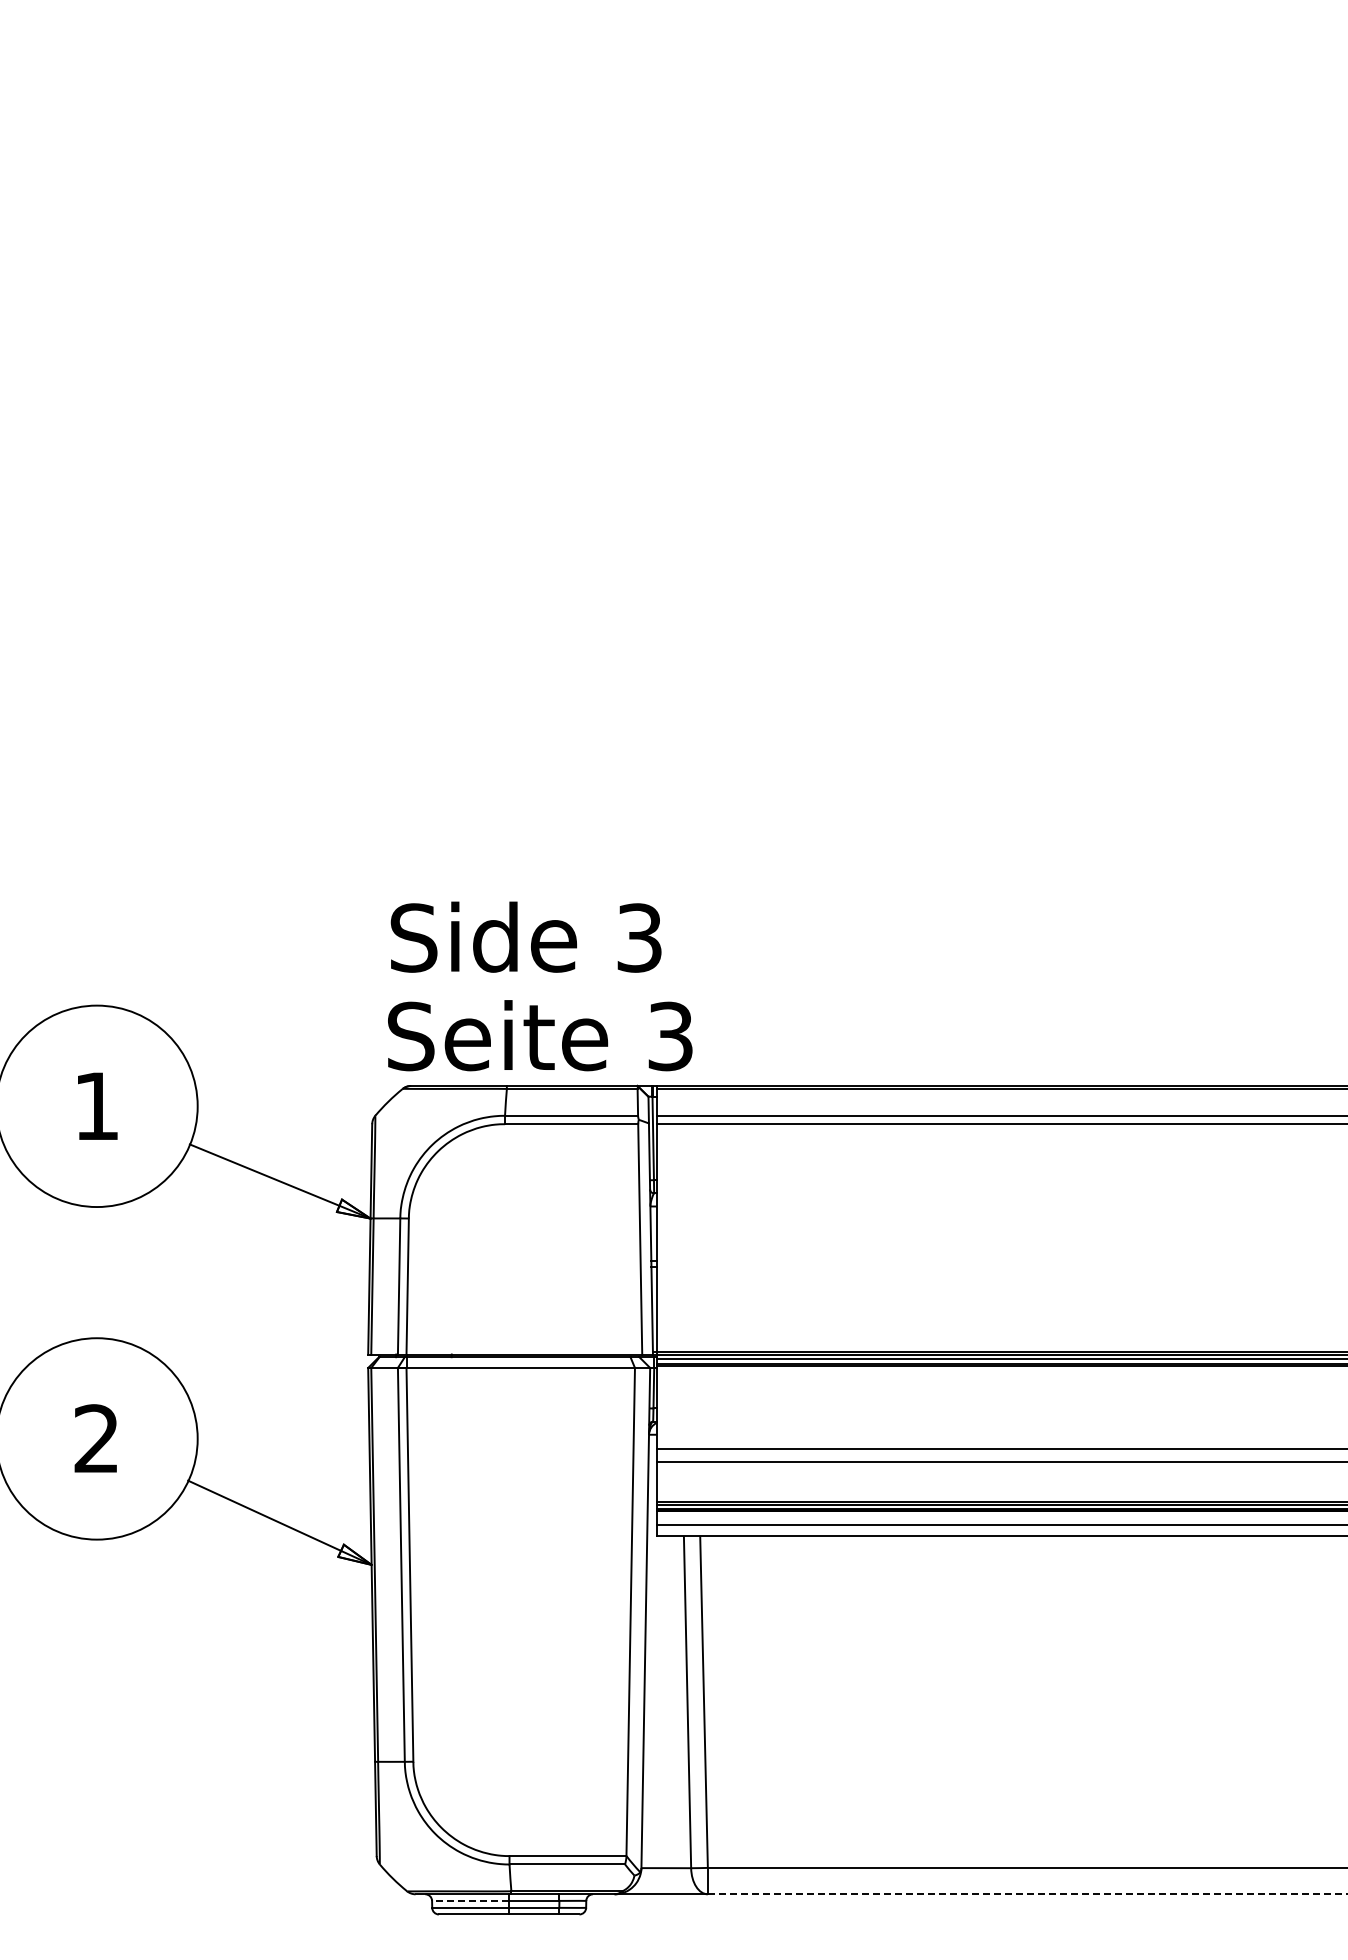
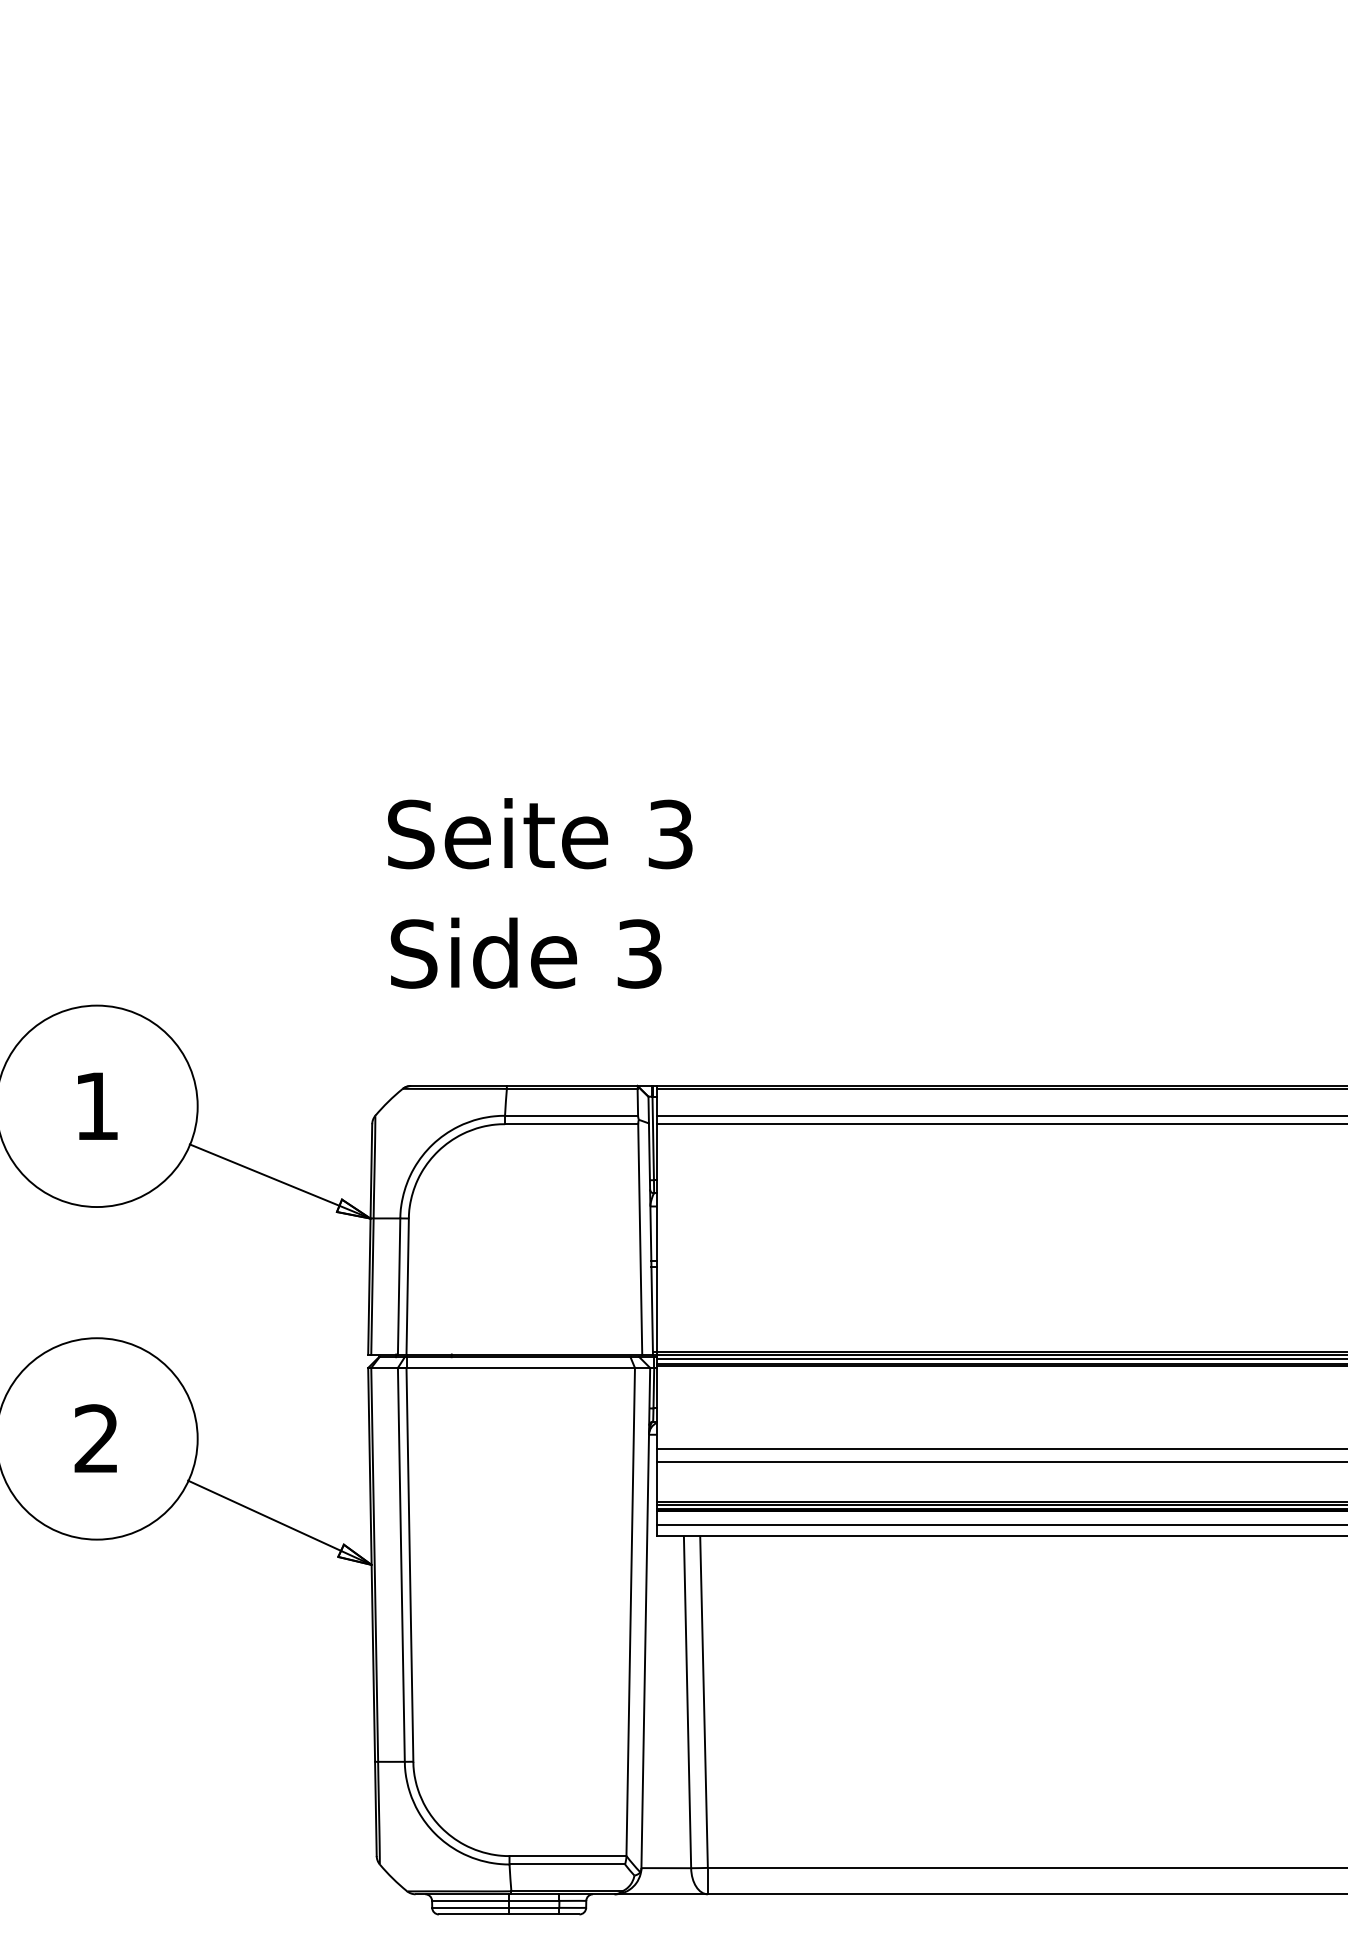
text position: (525, 936) -> (525, 952) (525, 952)
text position: (540, 1035) -> (540, 833) (540, 833)
line: dashed -> solid (1027, 1894)
line: dashed -> solid (470, 1900)
